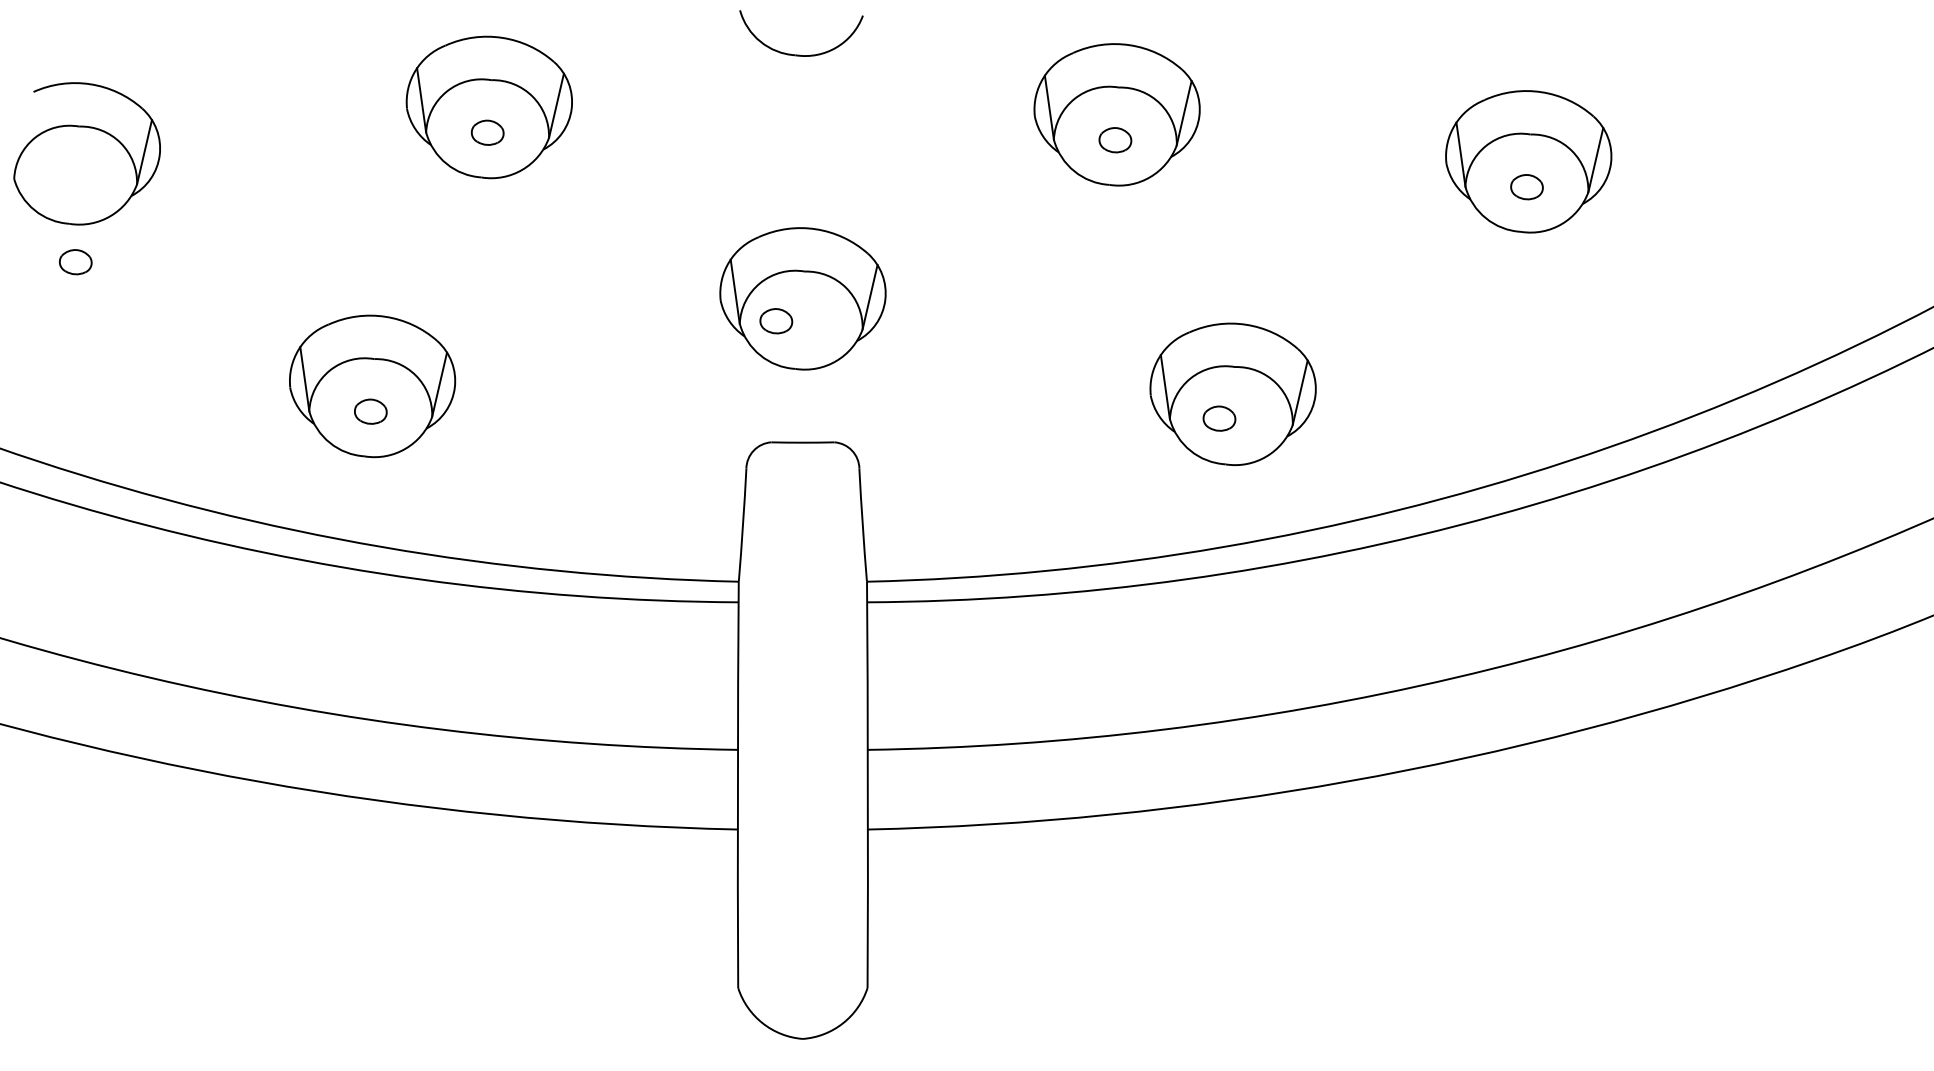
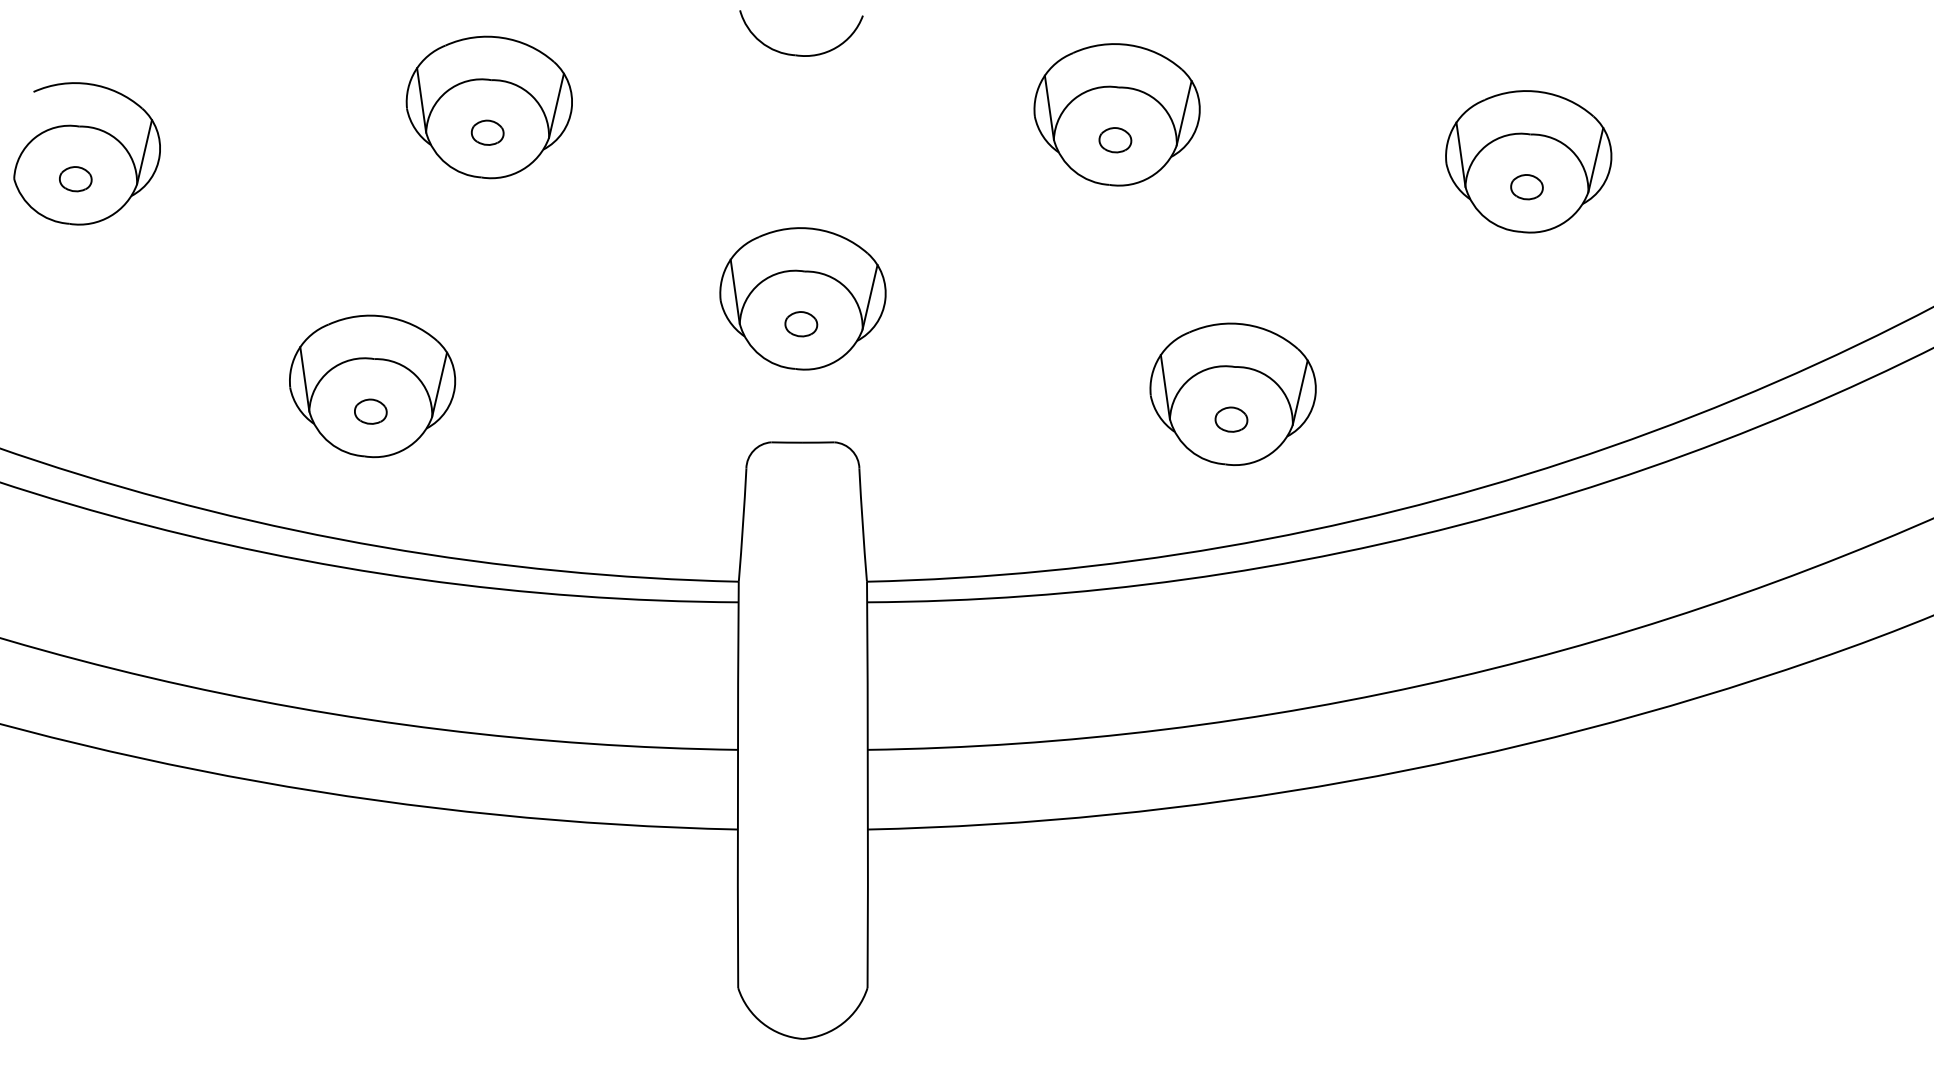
part position: (75, 262) -> (75, 179) (75, 179)
part position: (776, 321) -> (801, 324) (801, 324)
part position: (1219, 418) -> (1231, 419) (1231, 419)
